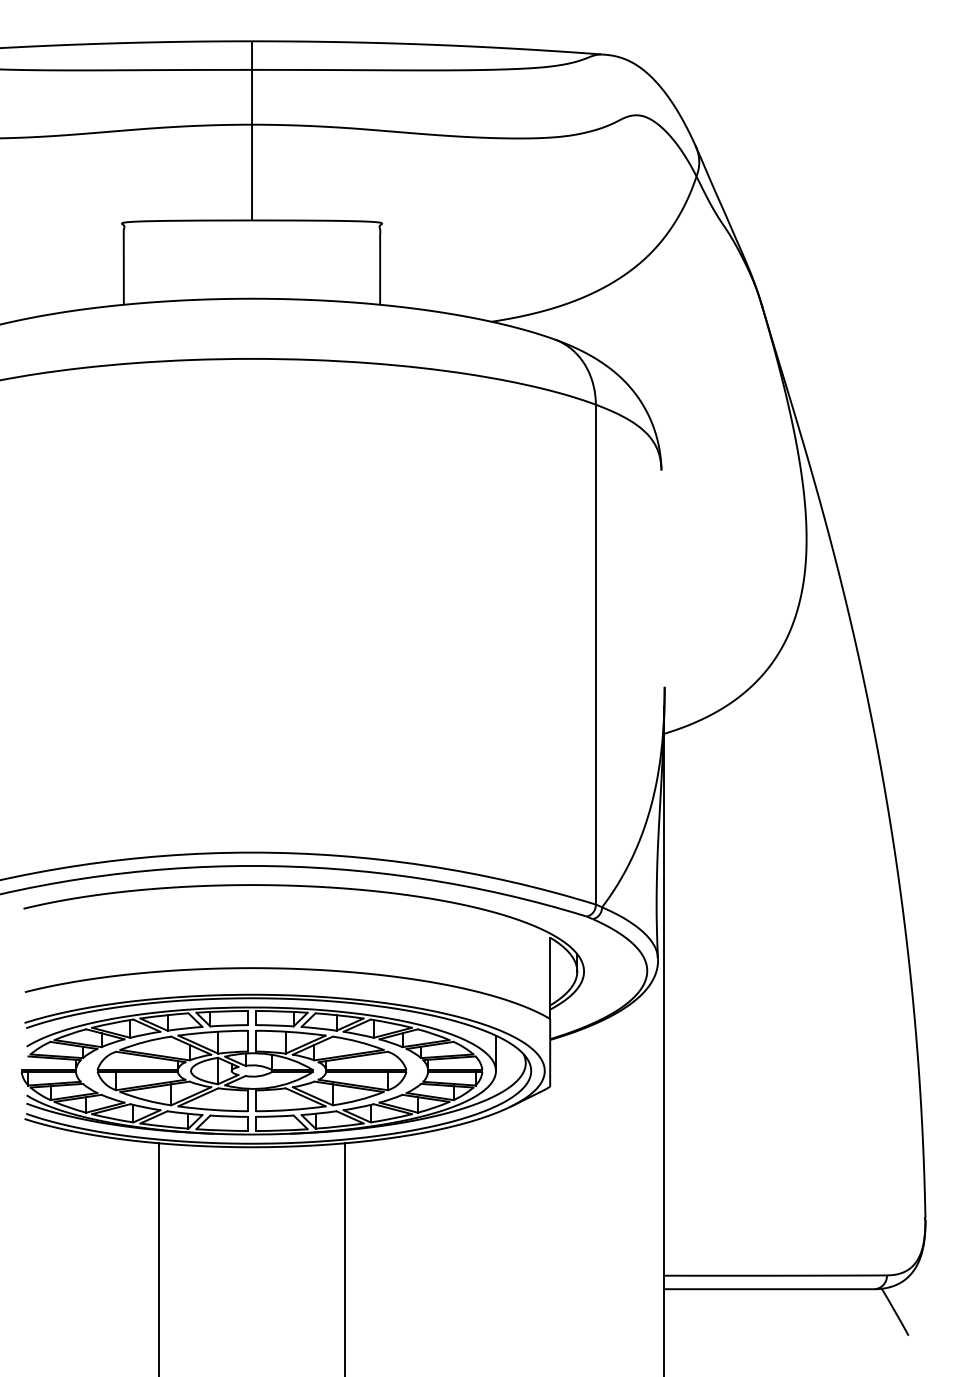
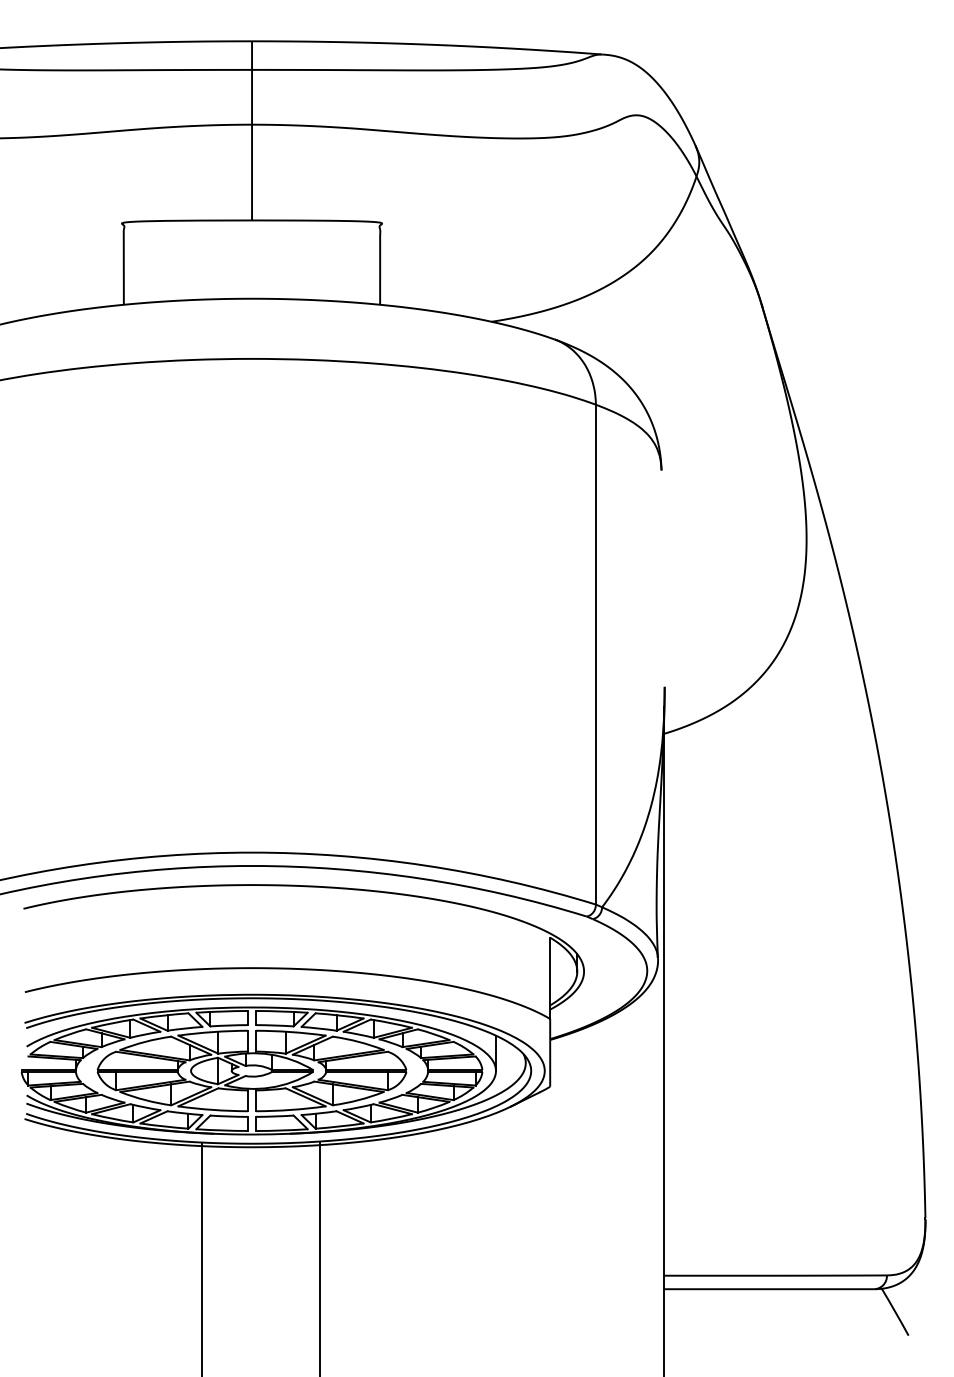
line position: (159, 1258) -> (202, 1258) (202, 1258)
line position: (344, 1258) -> (319, 1258) (319, 1258)
